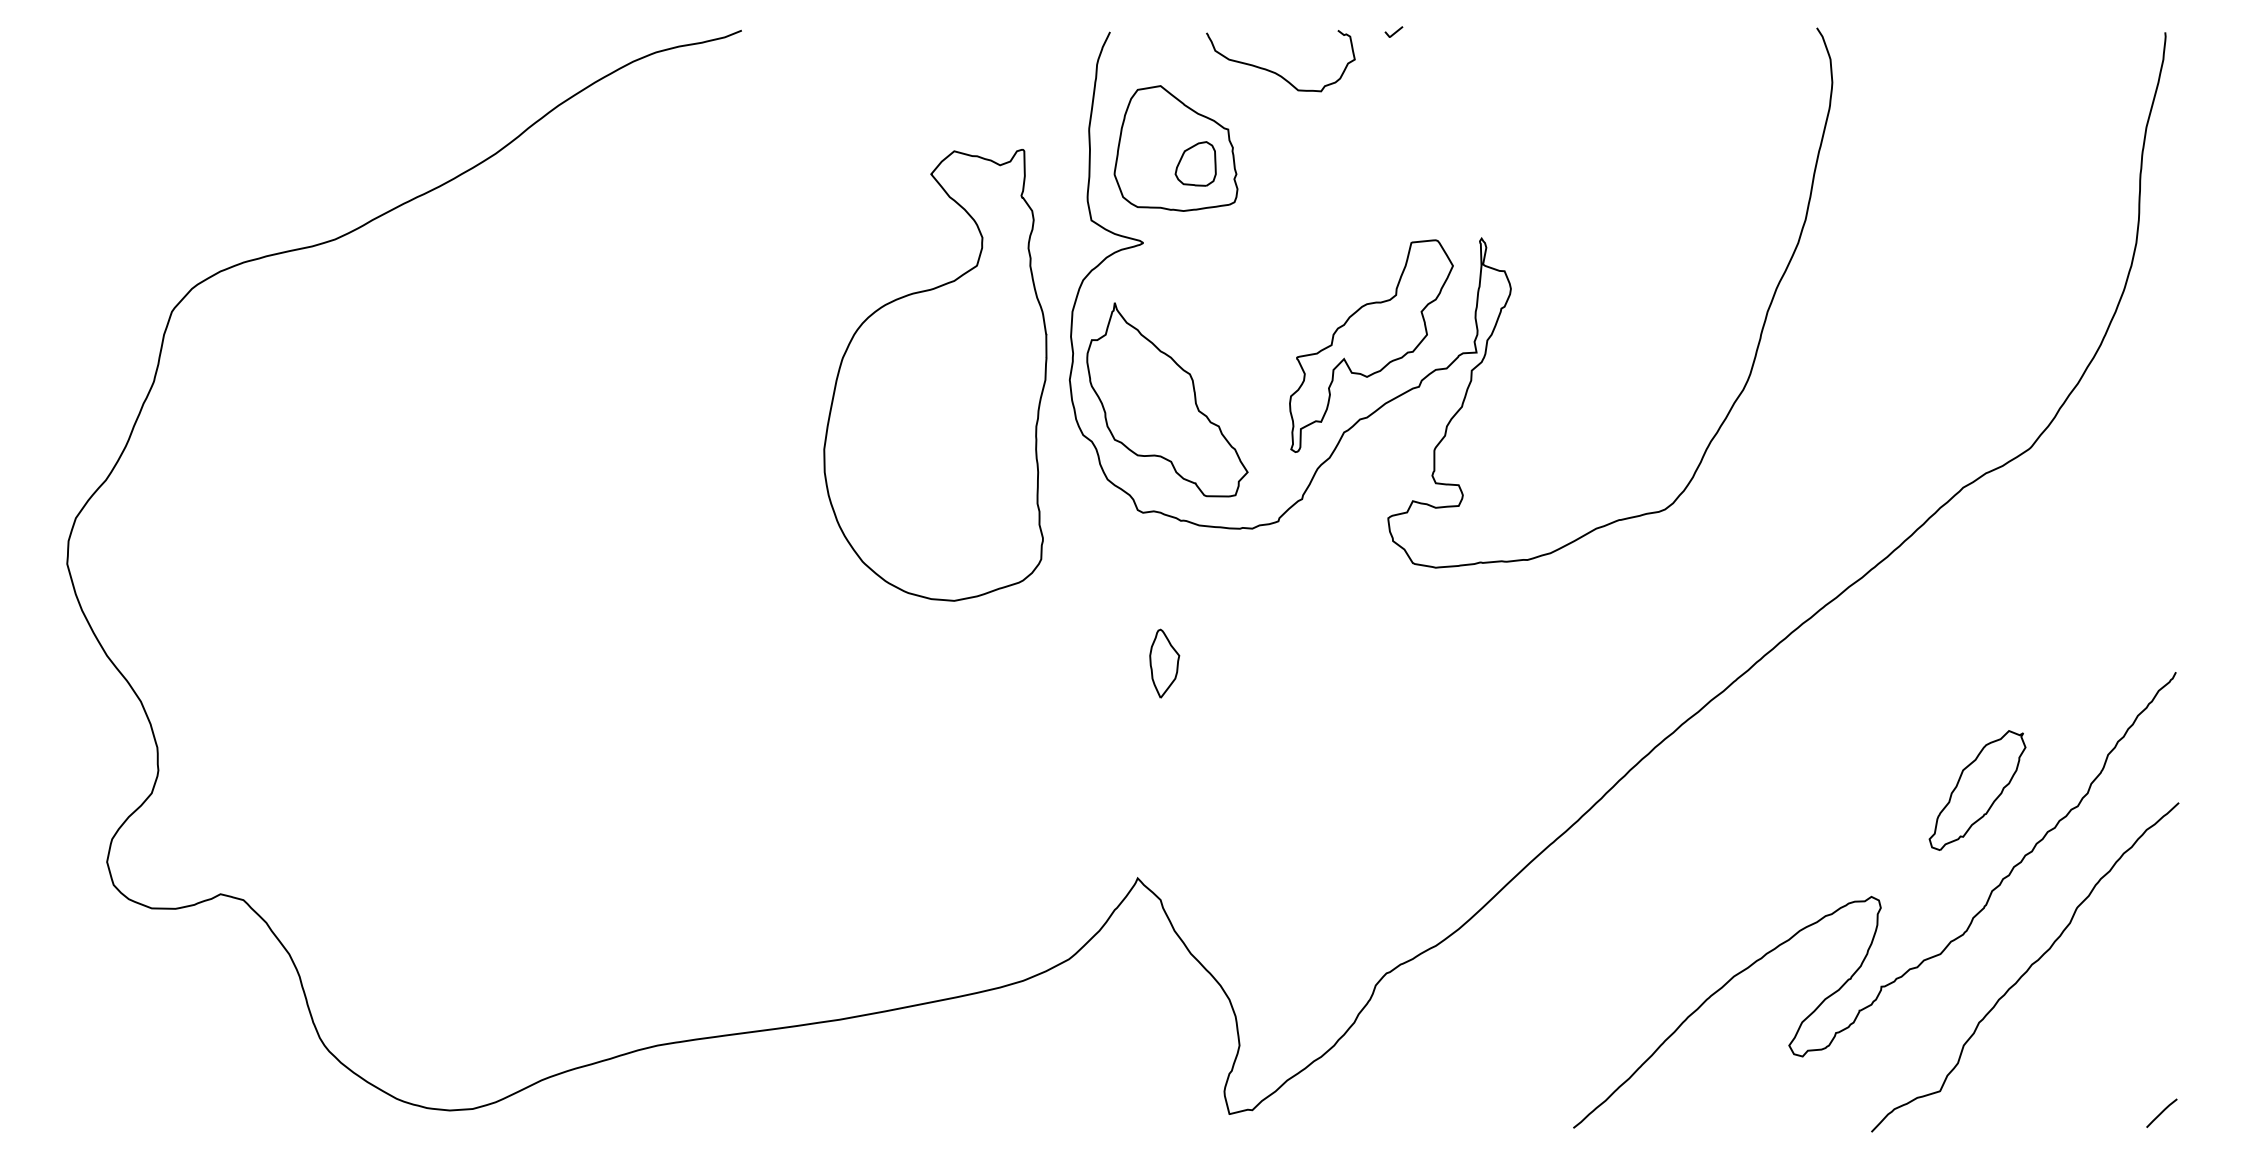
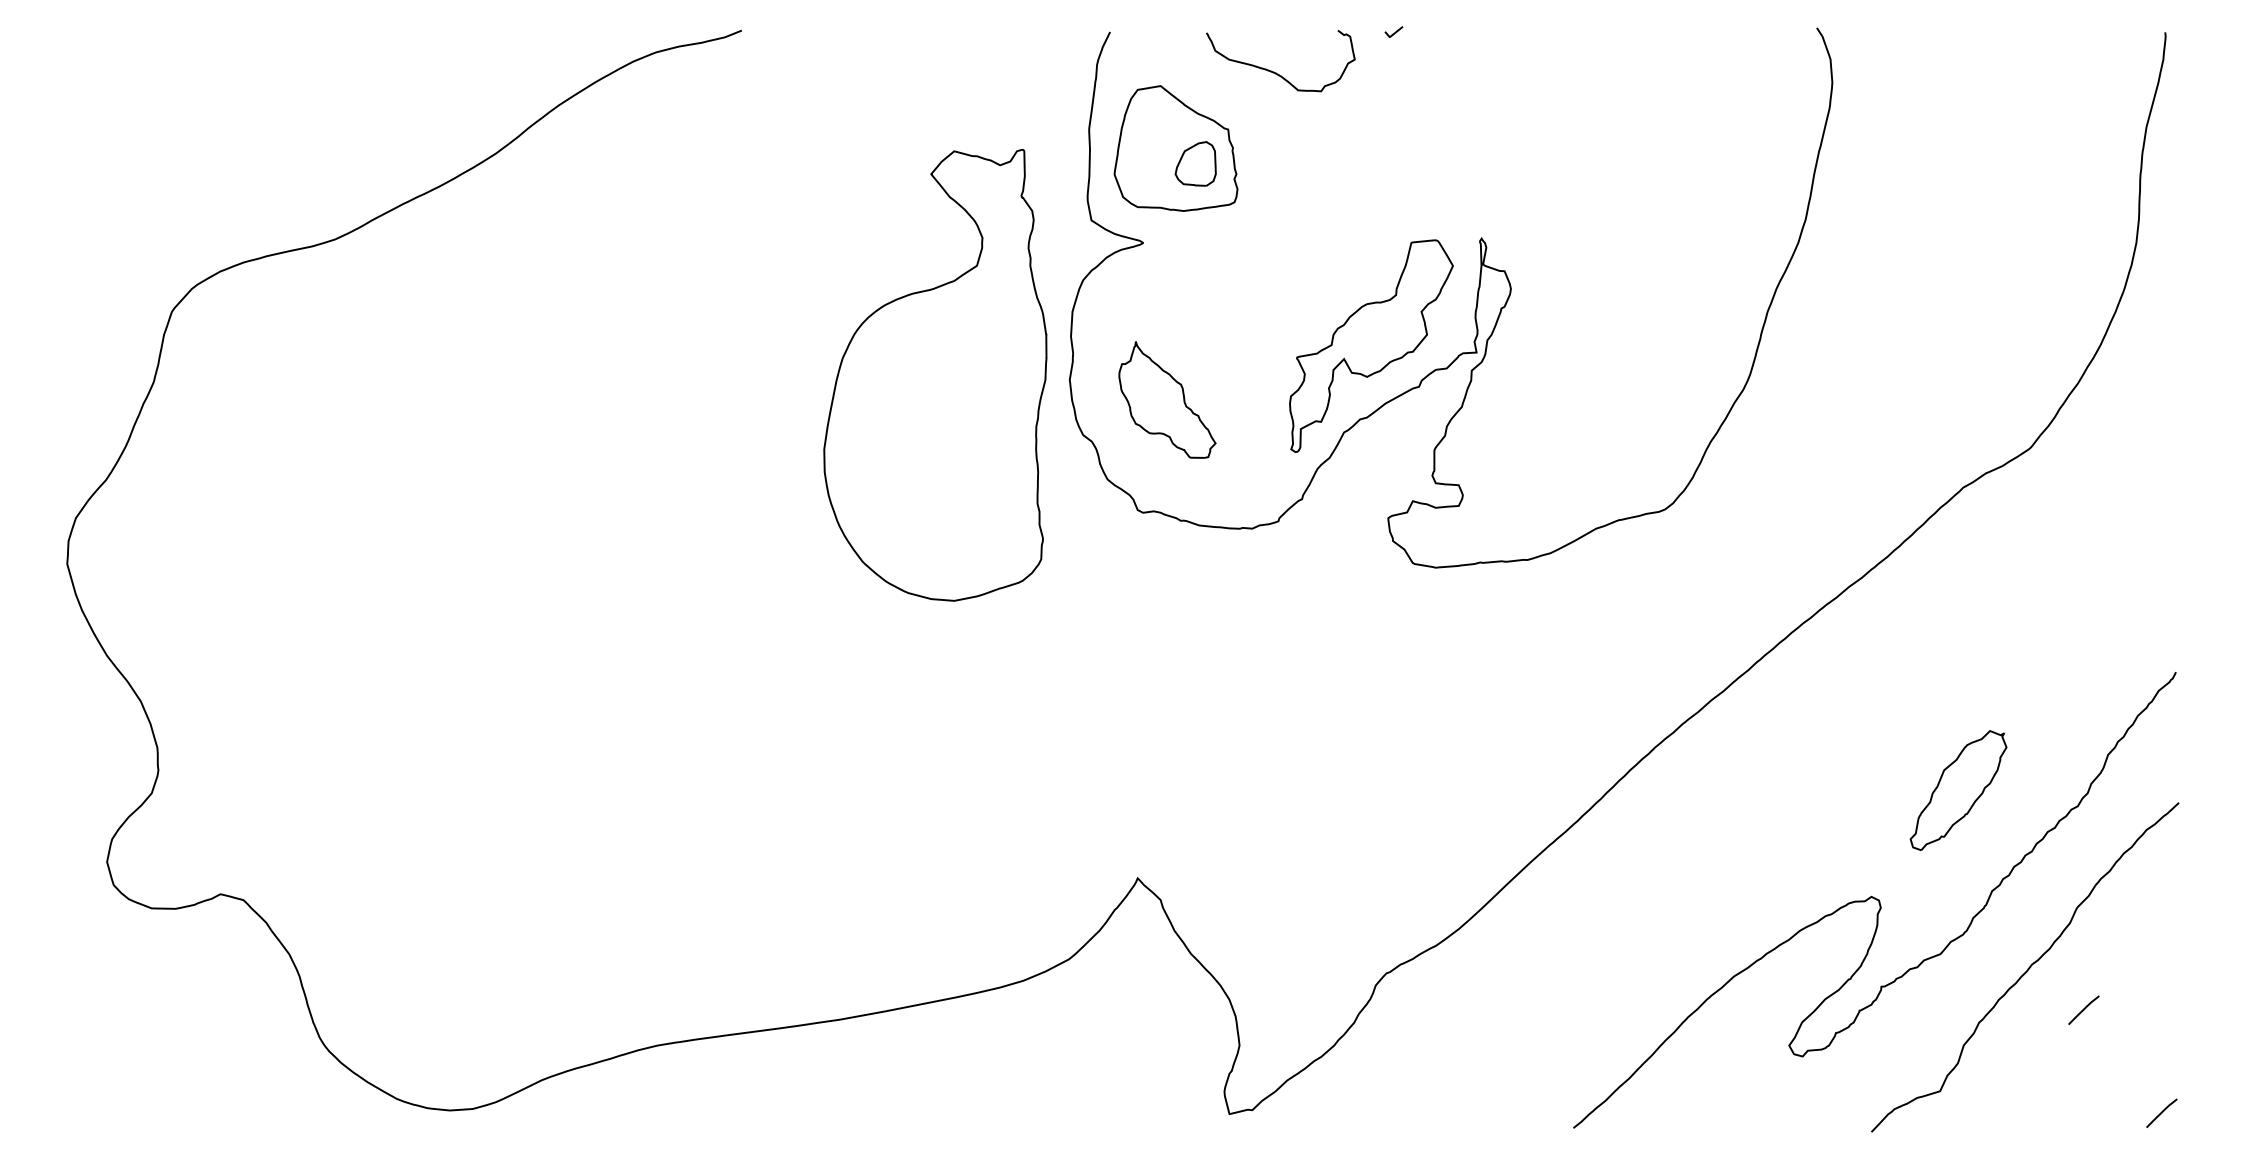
part size: 163x196 px -> 99x118 px (1167, 399)
part: present -> none (1164, 663)
part position: (1977, 790) -> (1958, 790) (1958, 790)
line: none -> present (2083, 1009)
